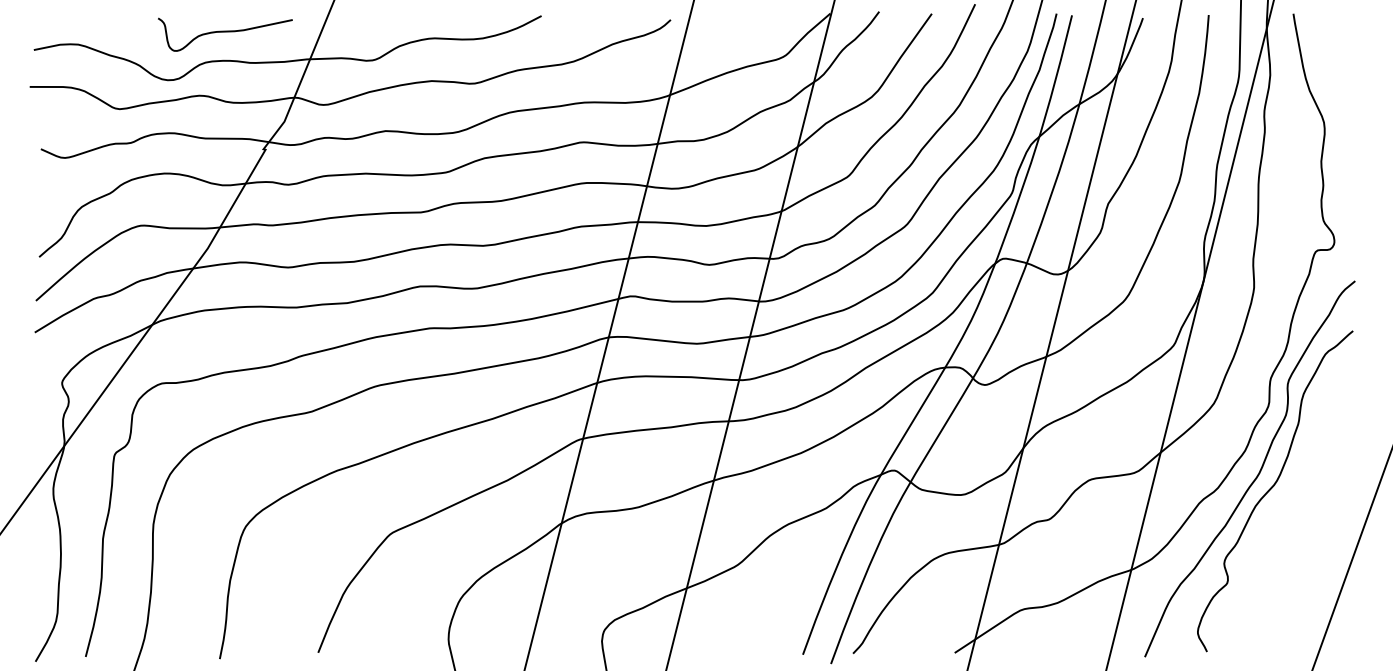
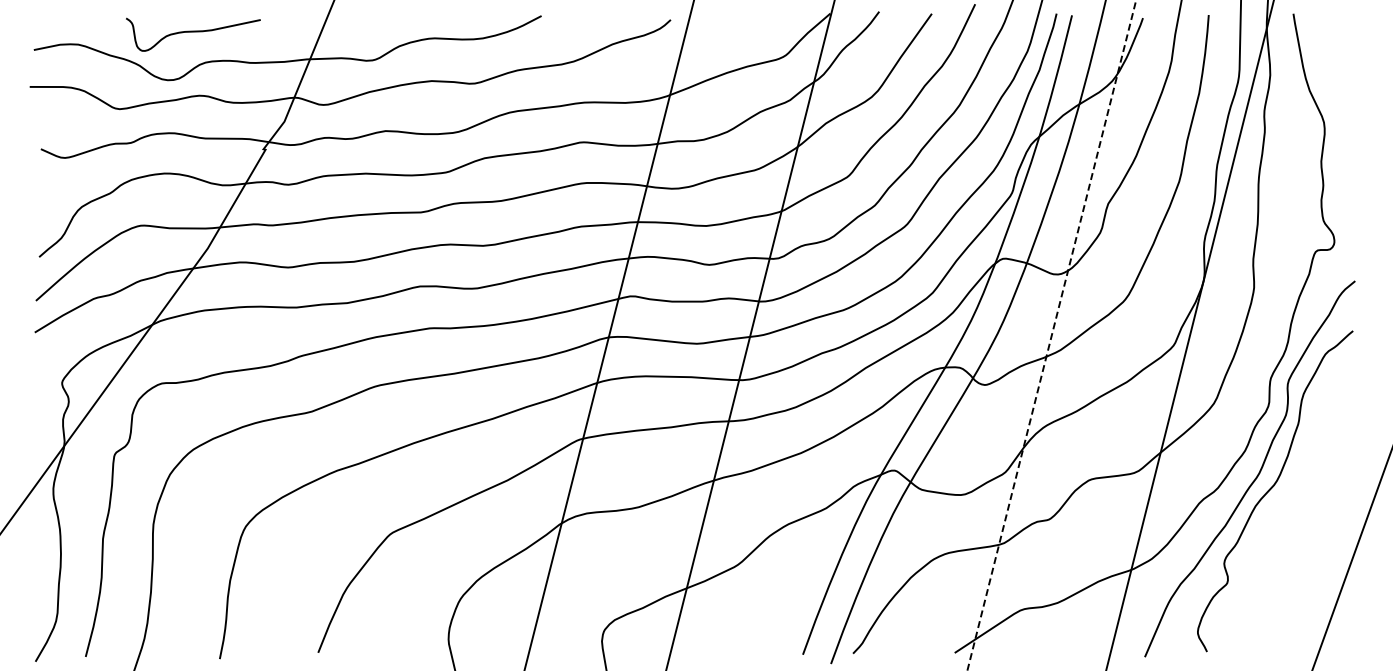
curve position: (225, 32) -> (193, 32) (193, 32)
line: solid -> dashed (1052, 334)
